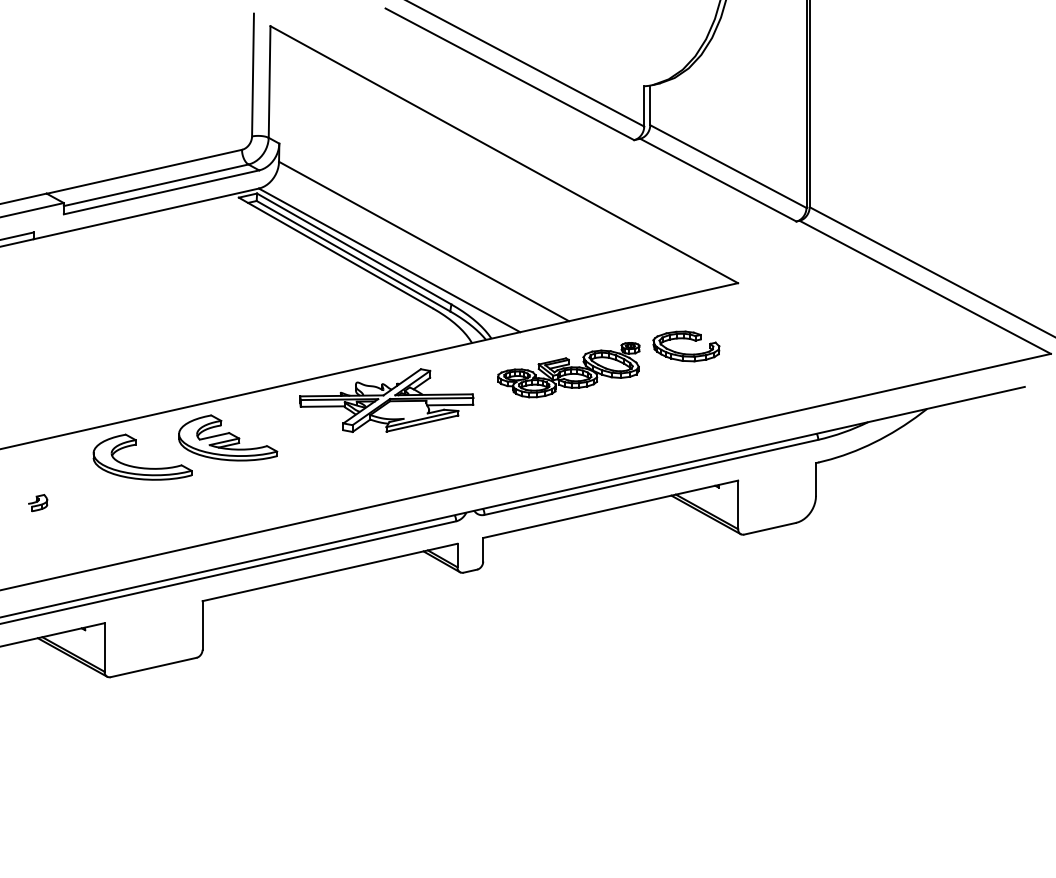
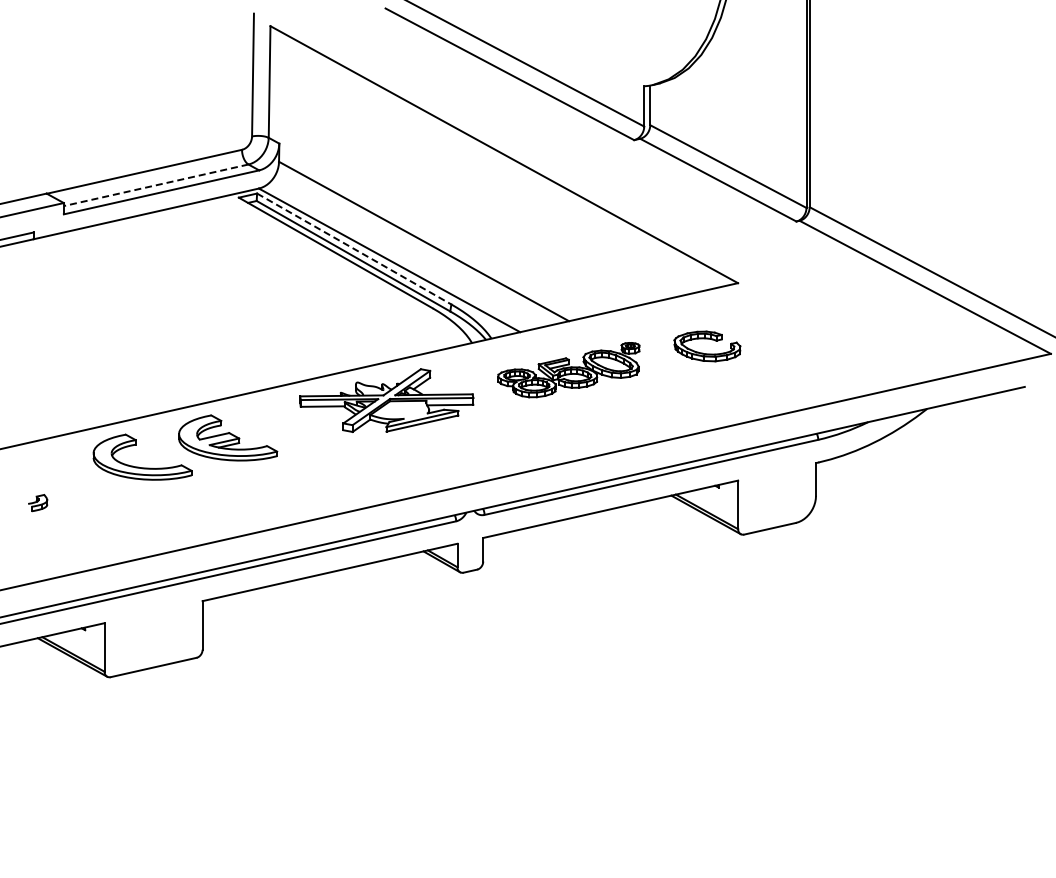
line: solid -> dashed (156, 185)
line: solid -> dashed (354, 249)
part position: (686, 339) -> (707, 339) (707, 339)
